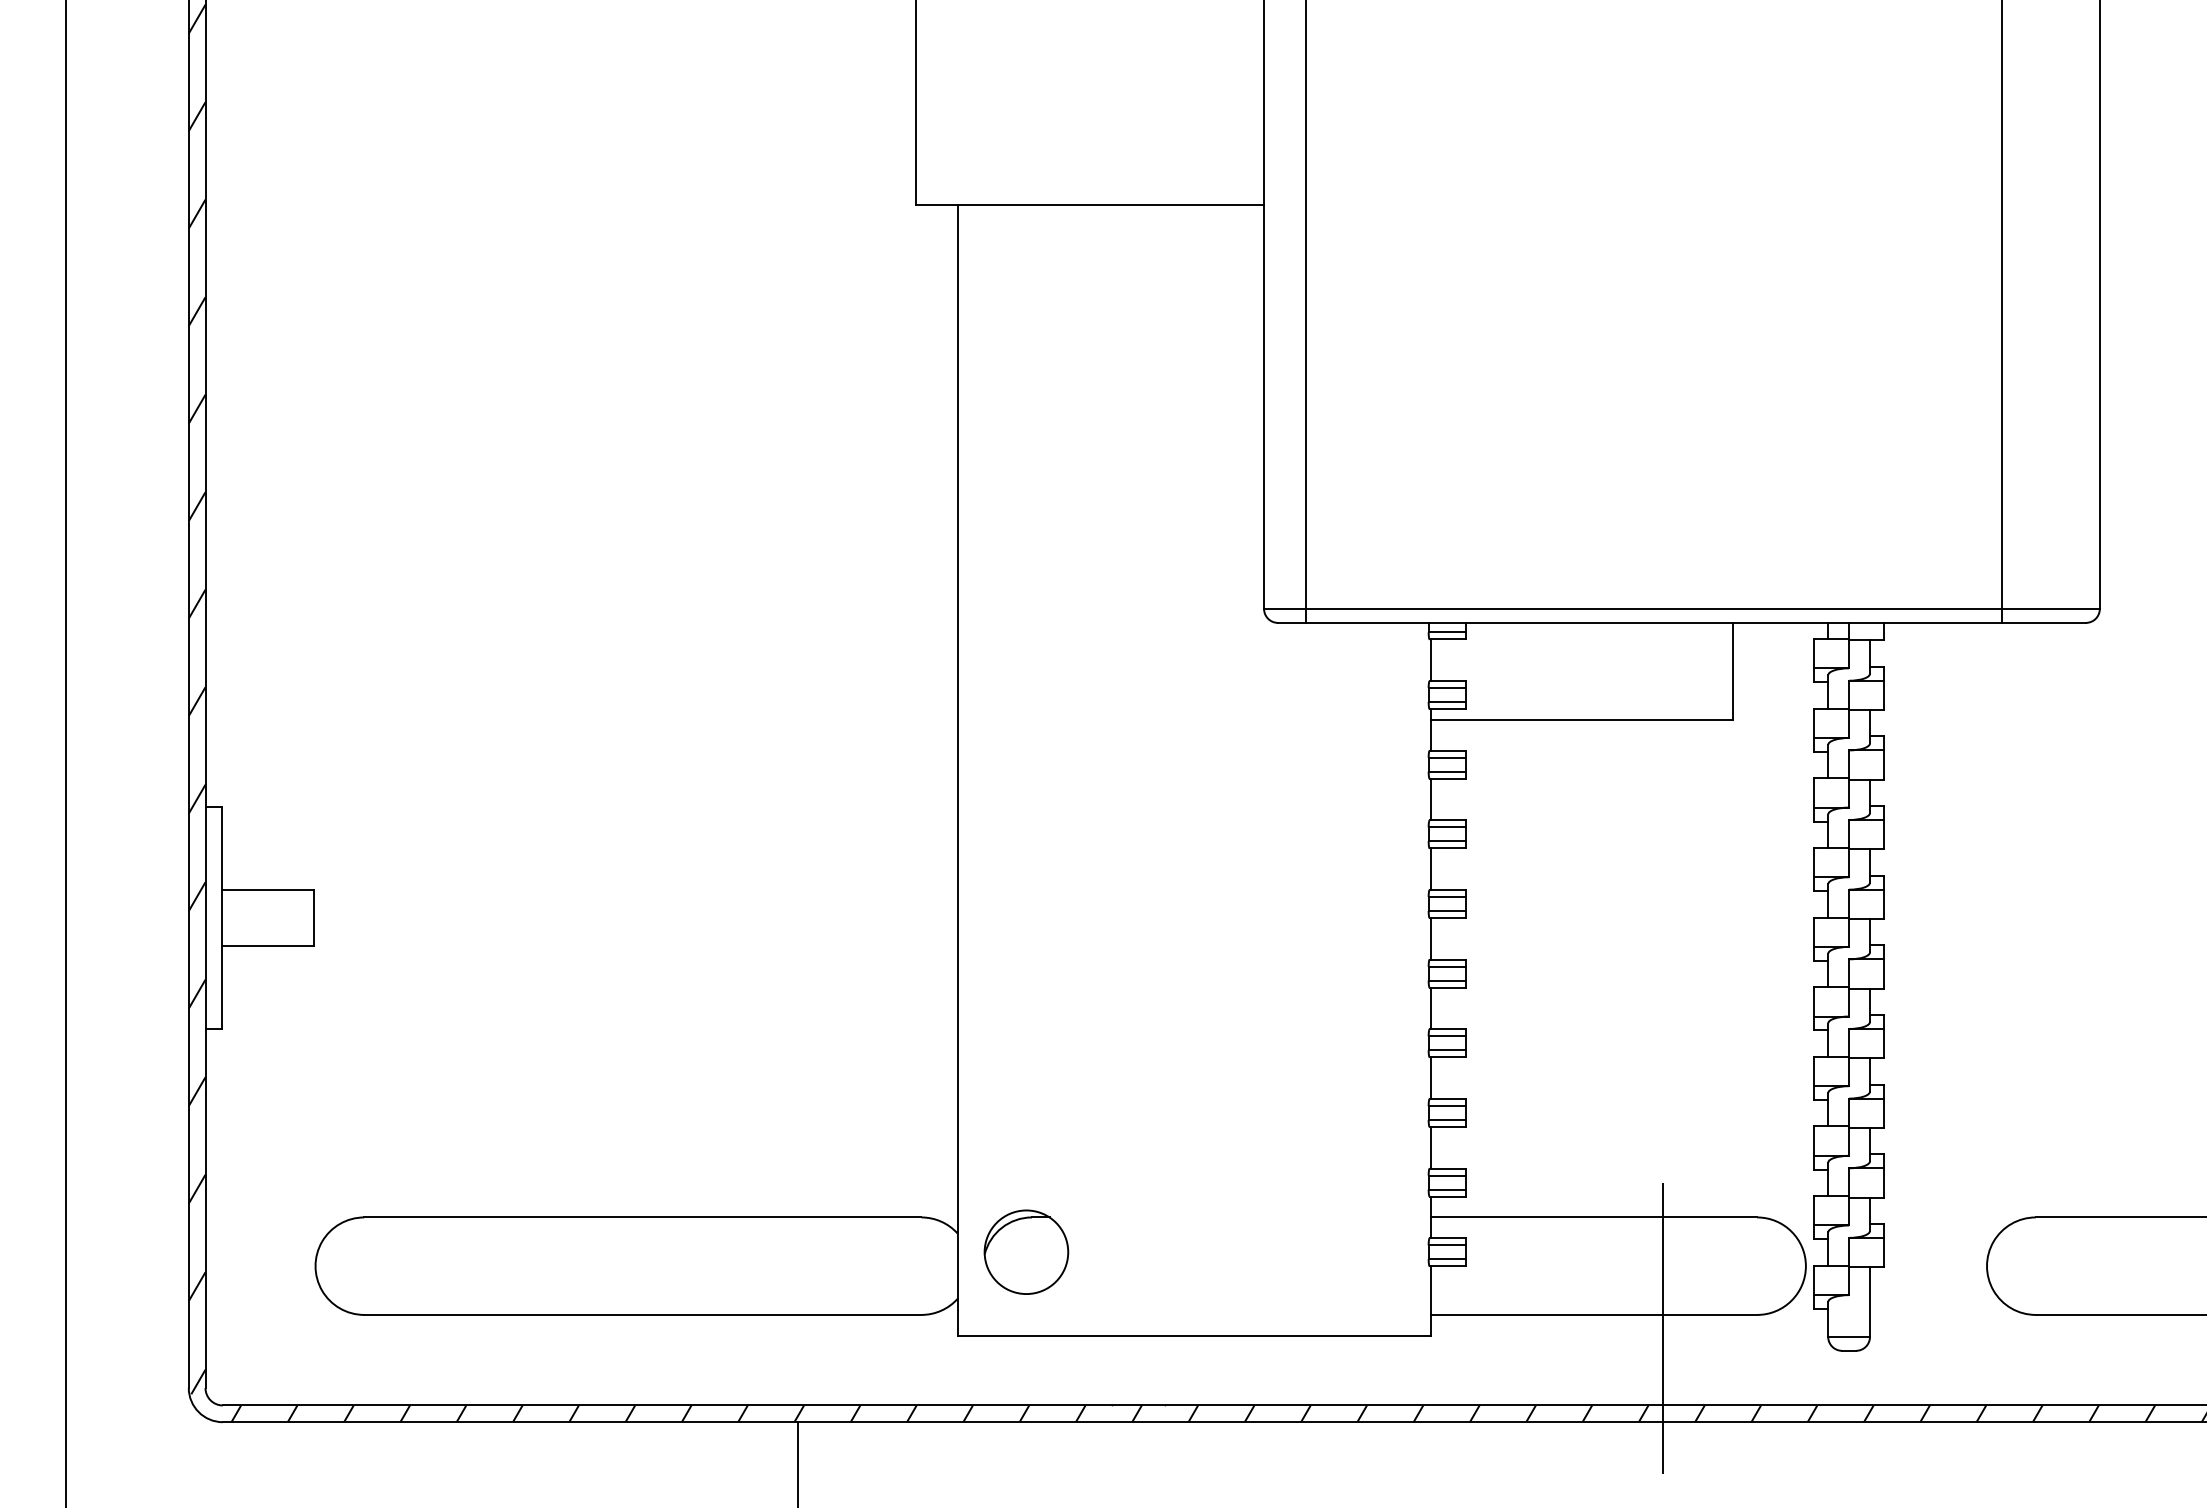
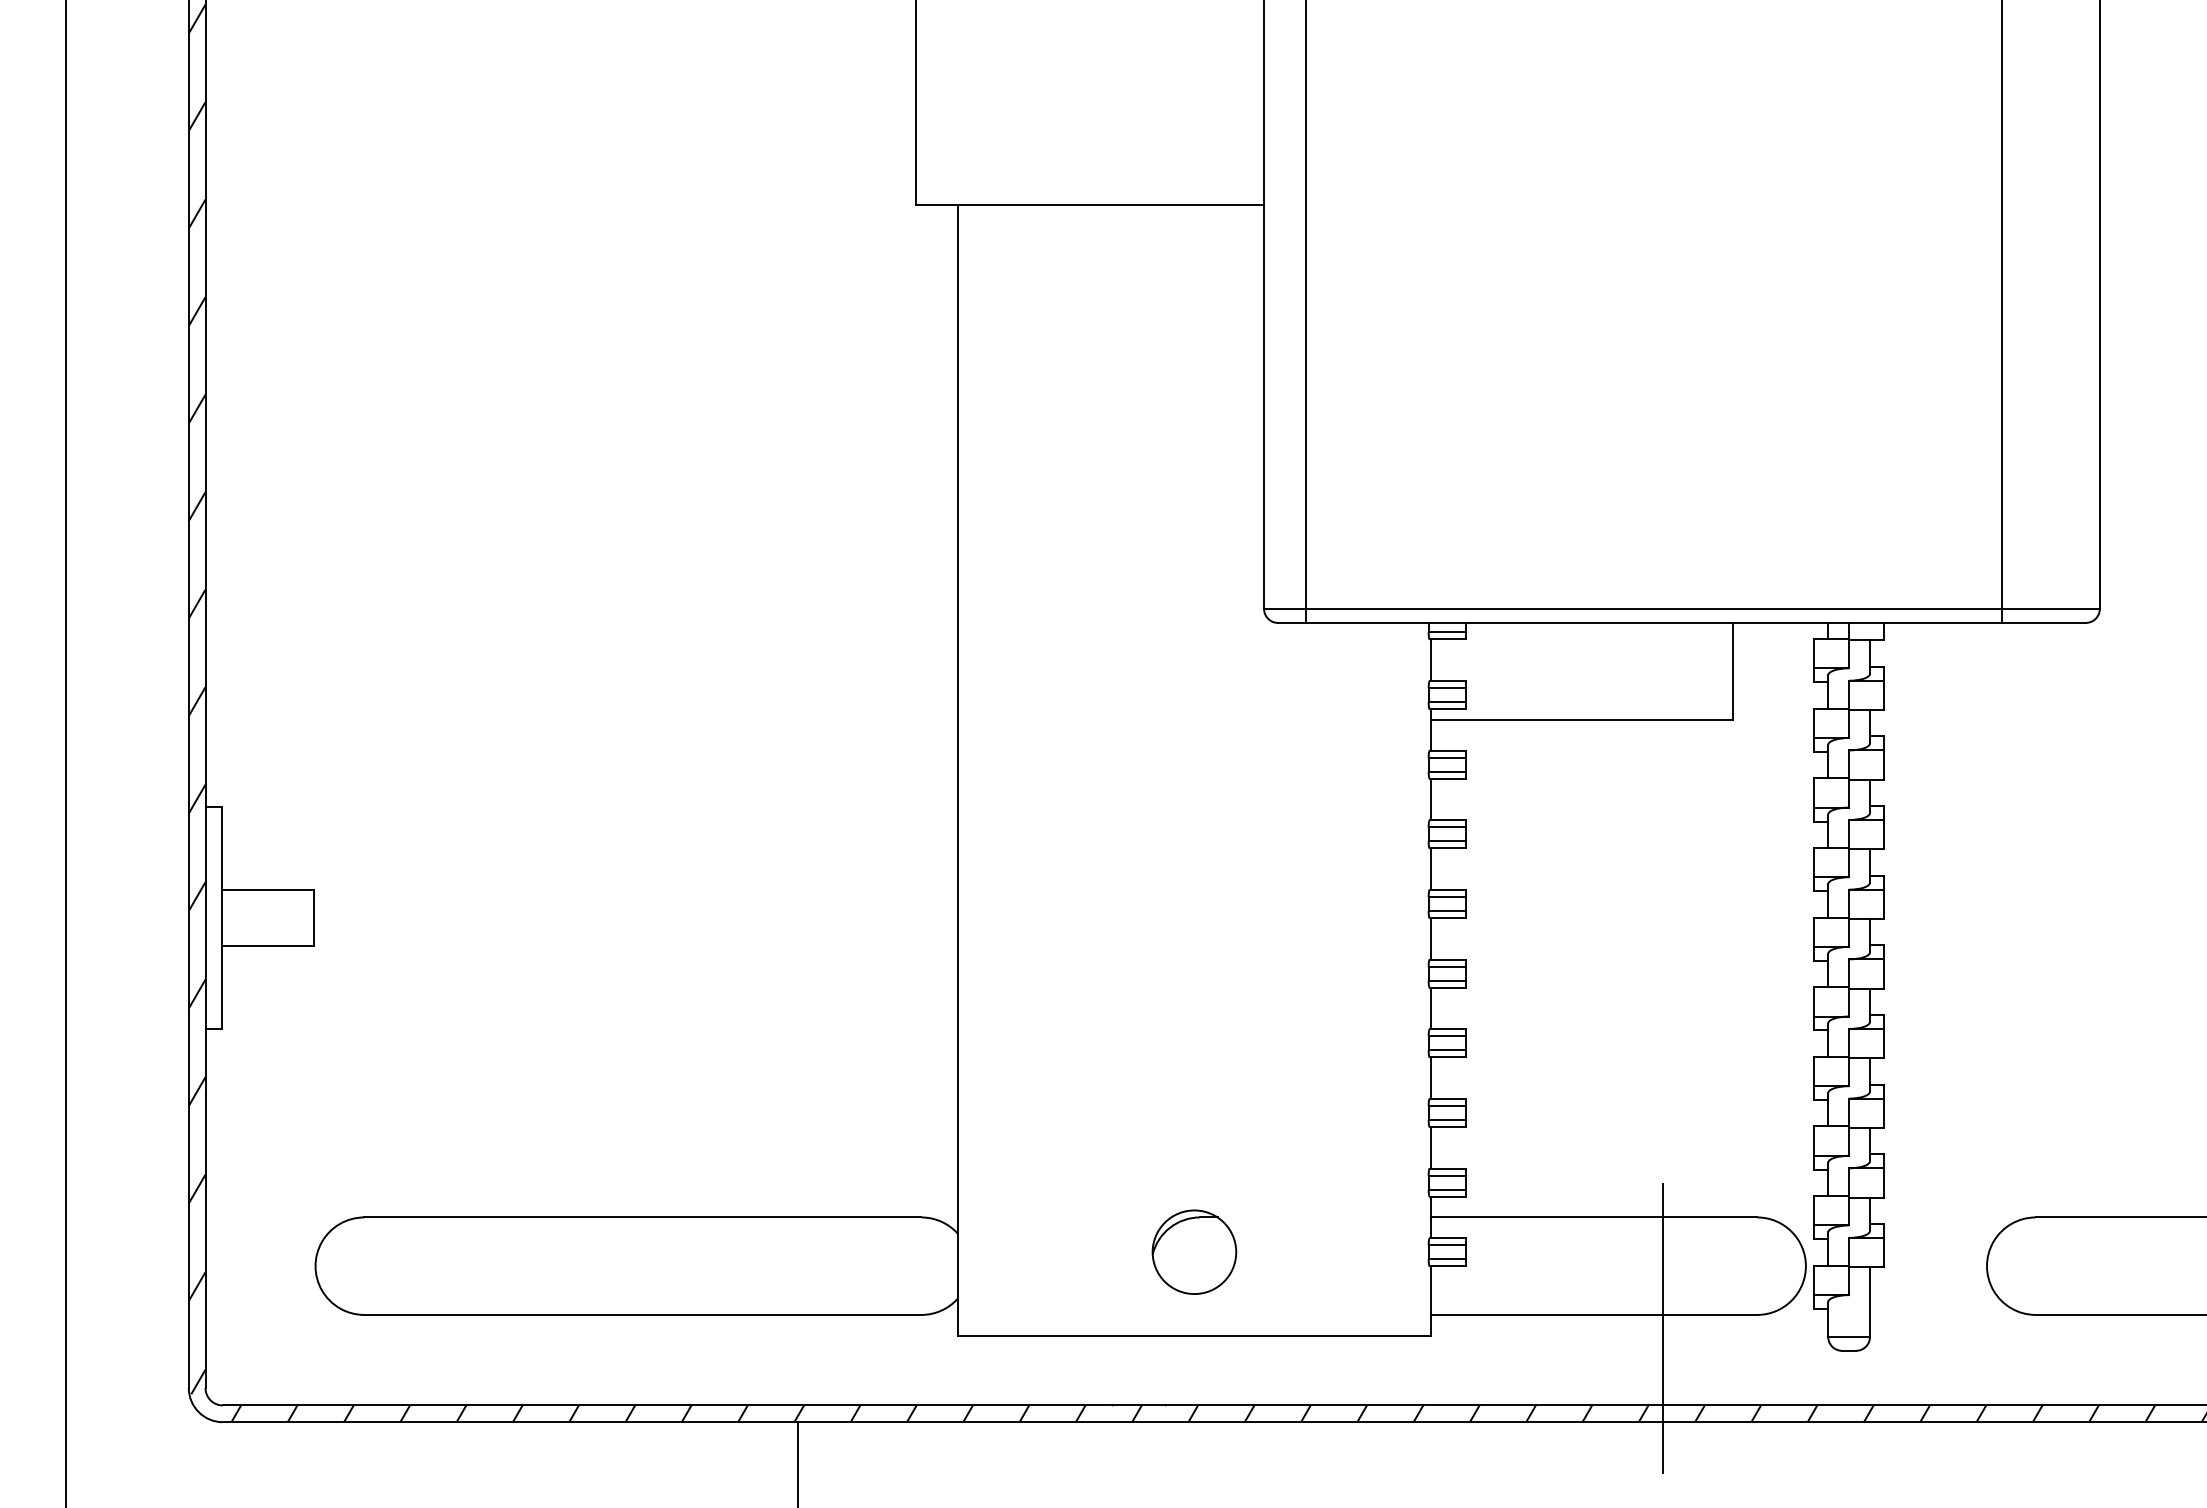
part position: (1026, 1251) -> (1194, 1251) (1194, 1251)
